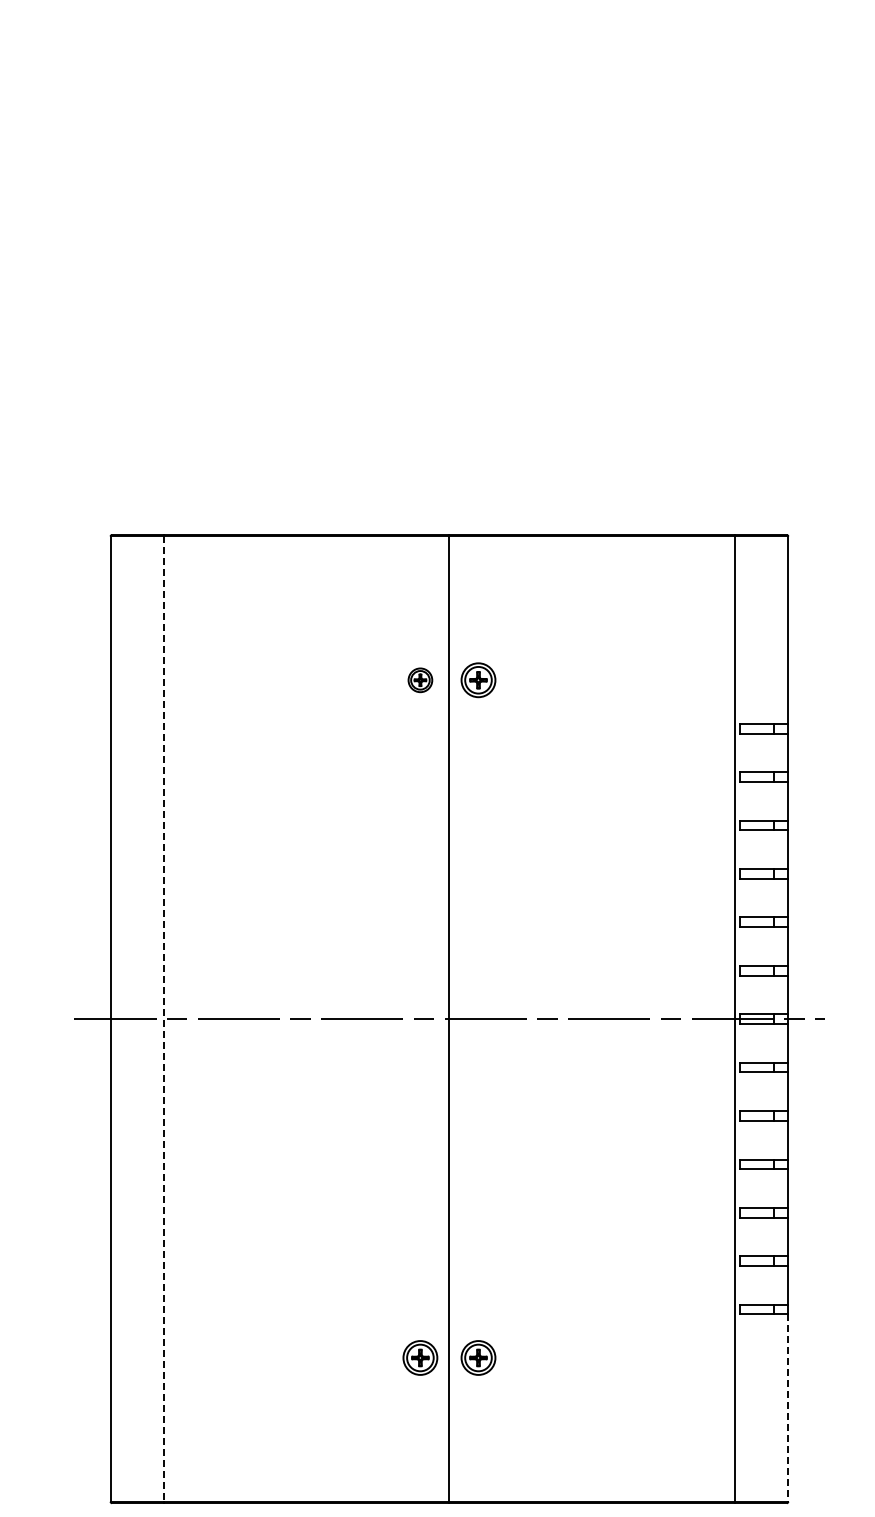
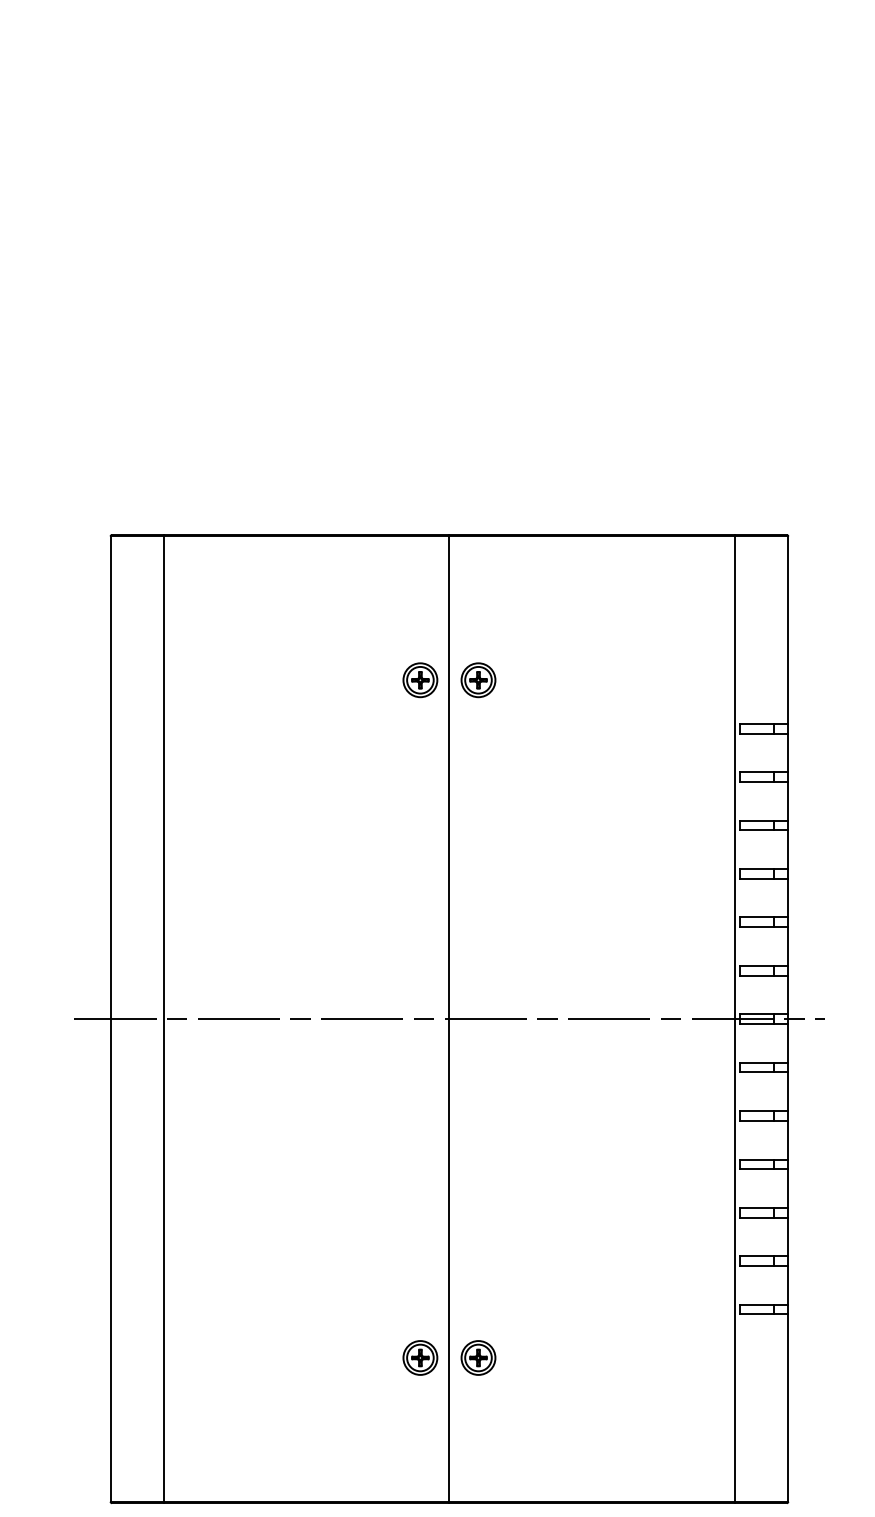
part size: 27x27 px -> 37x37 px (420, 680)
line: dashed -> solid (163, 1019)
line: dashed -> solid (788, 1408)
